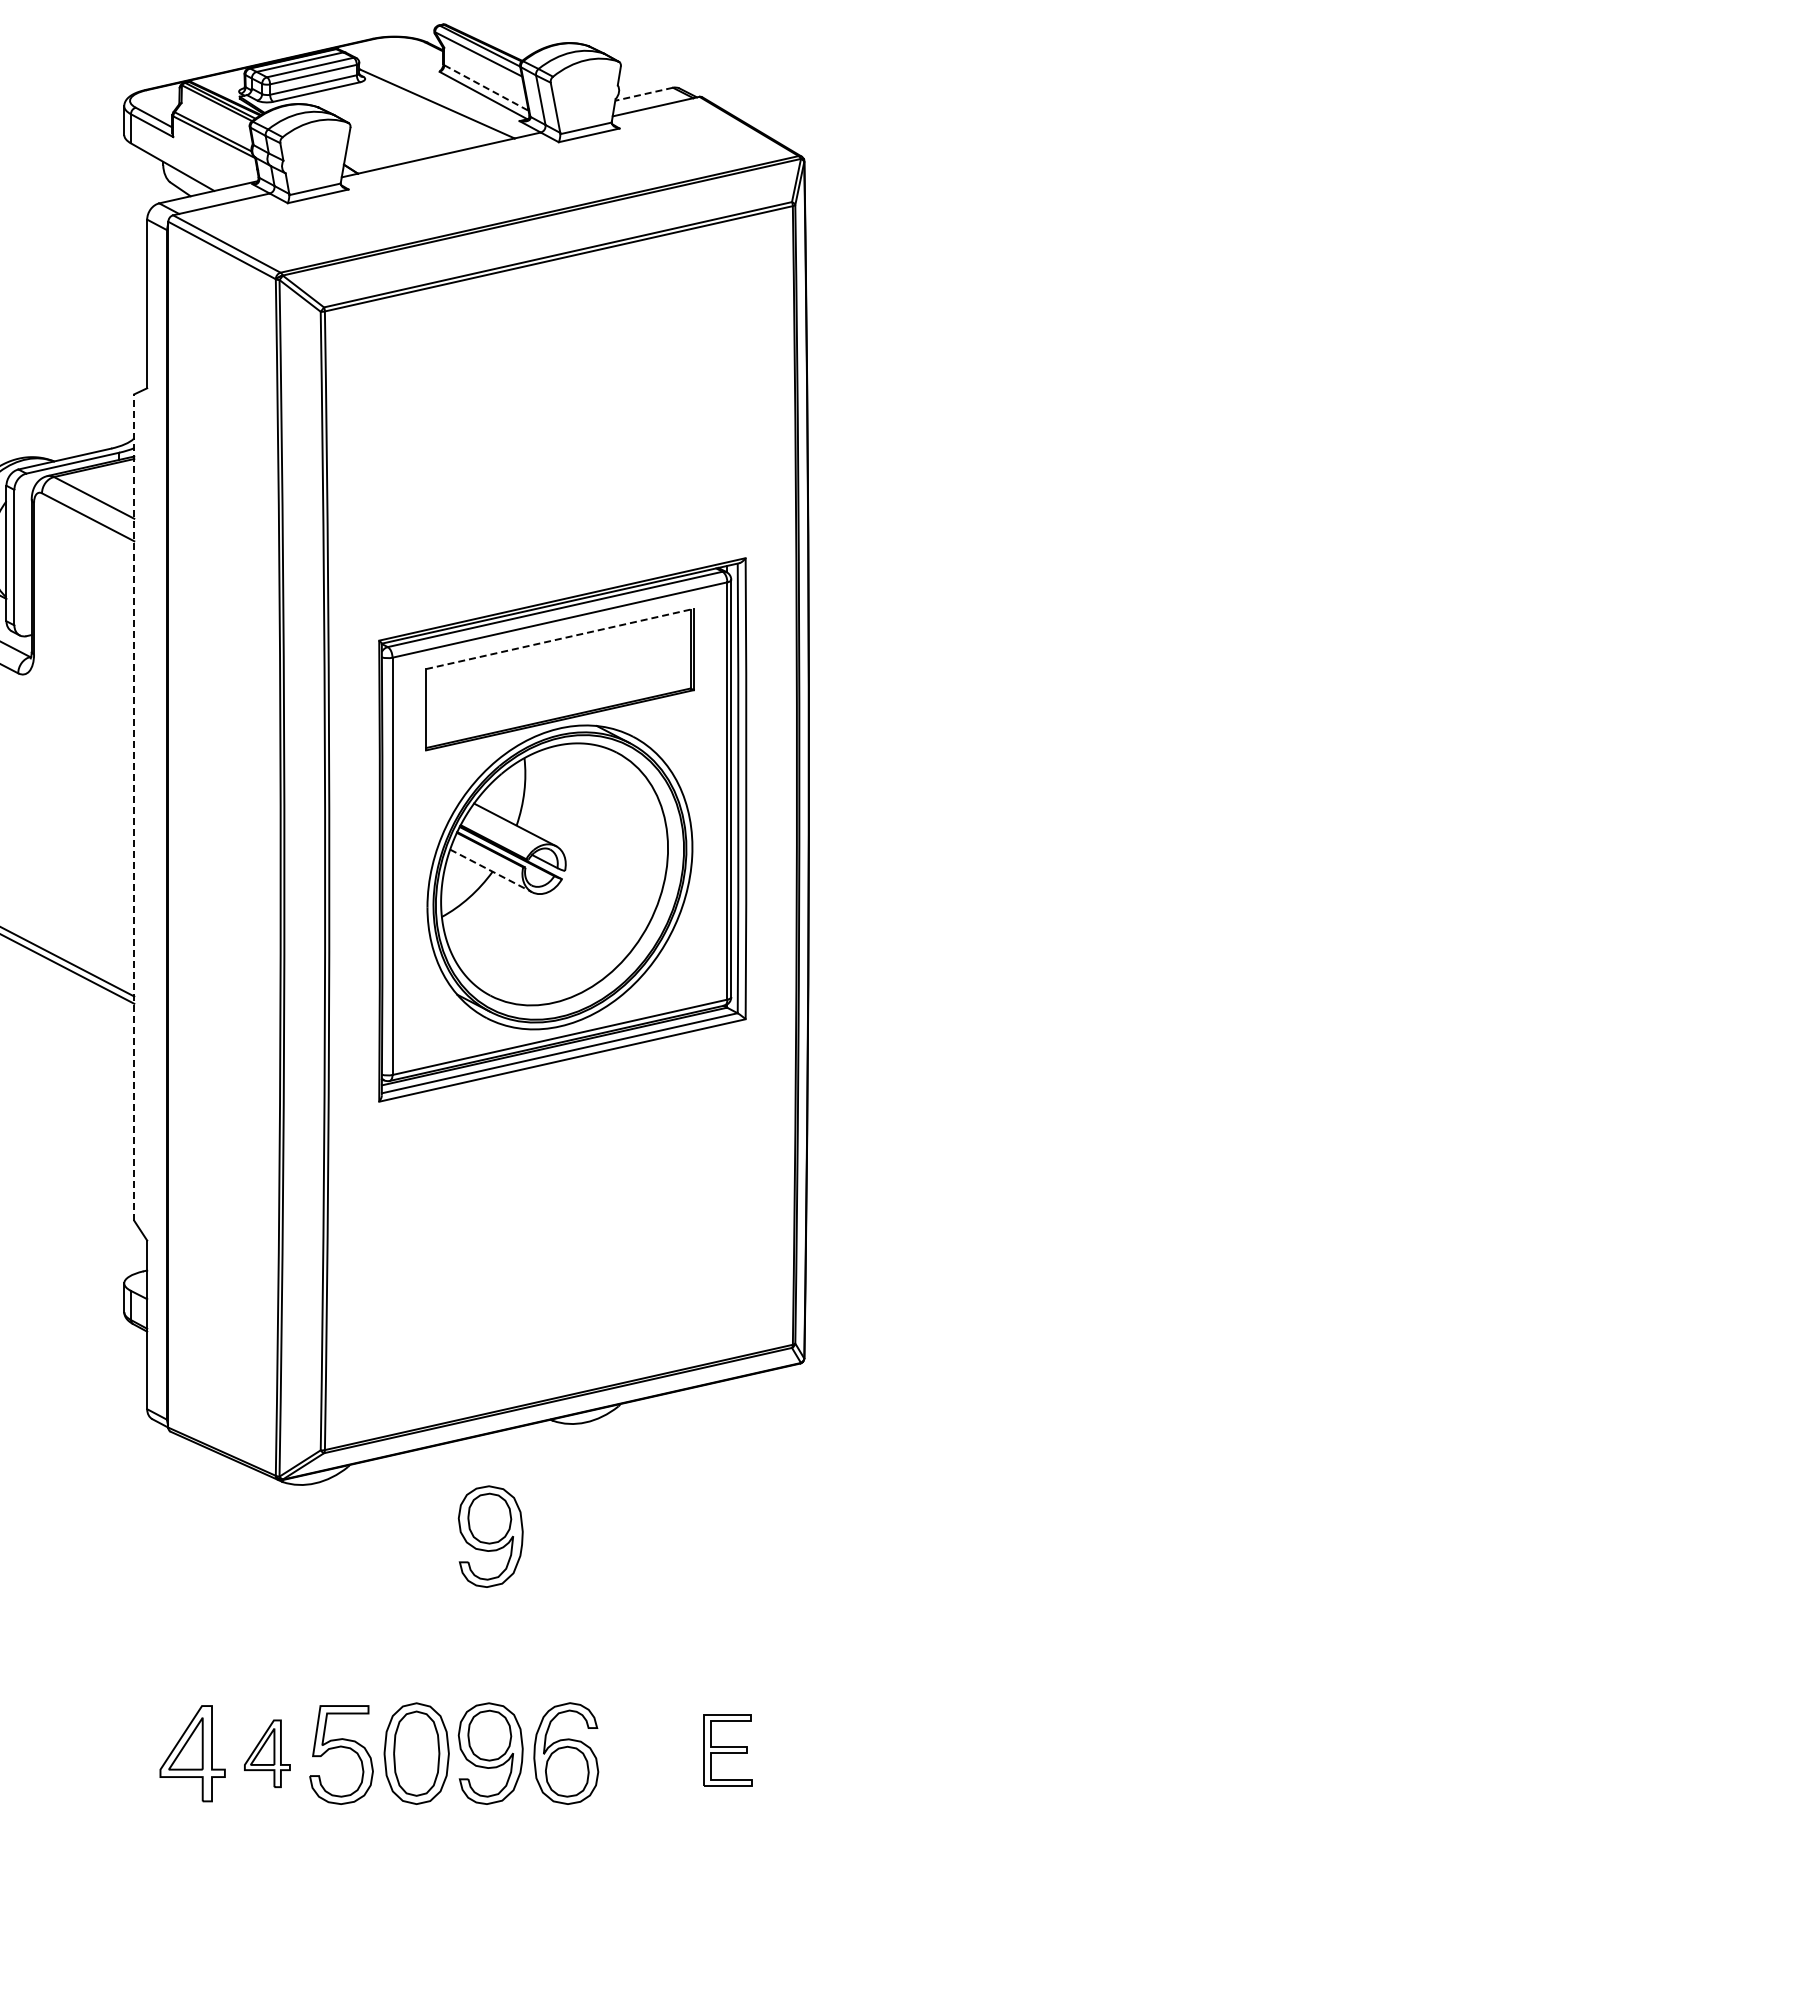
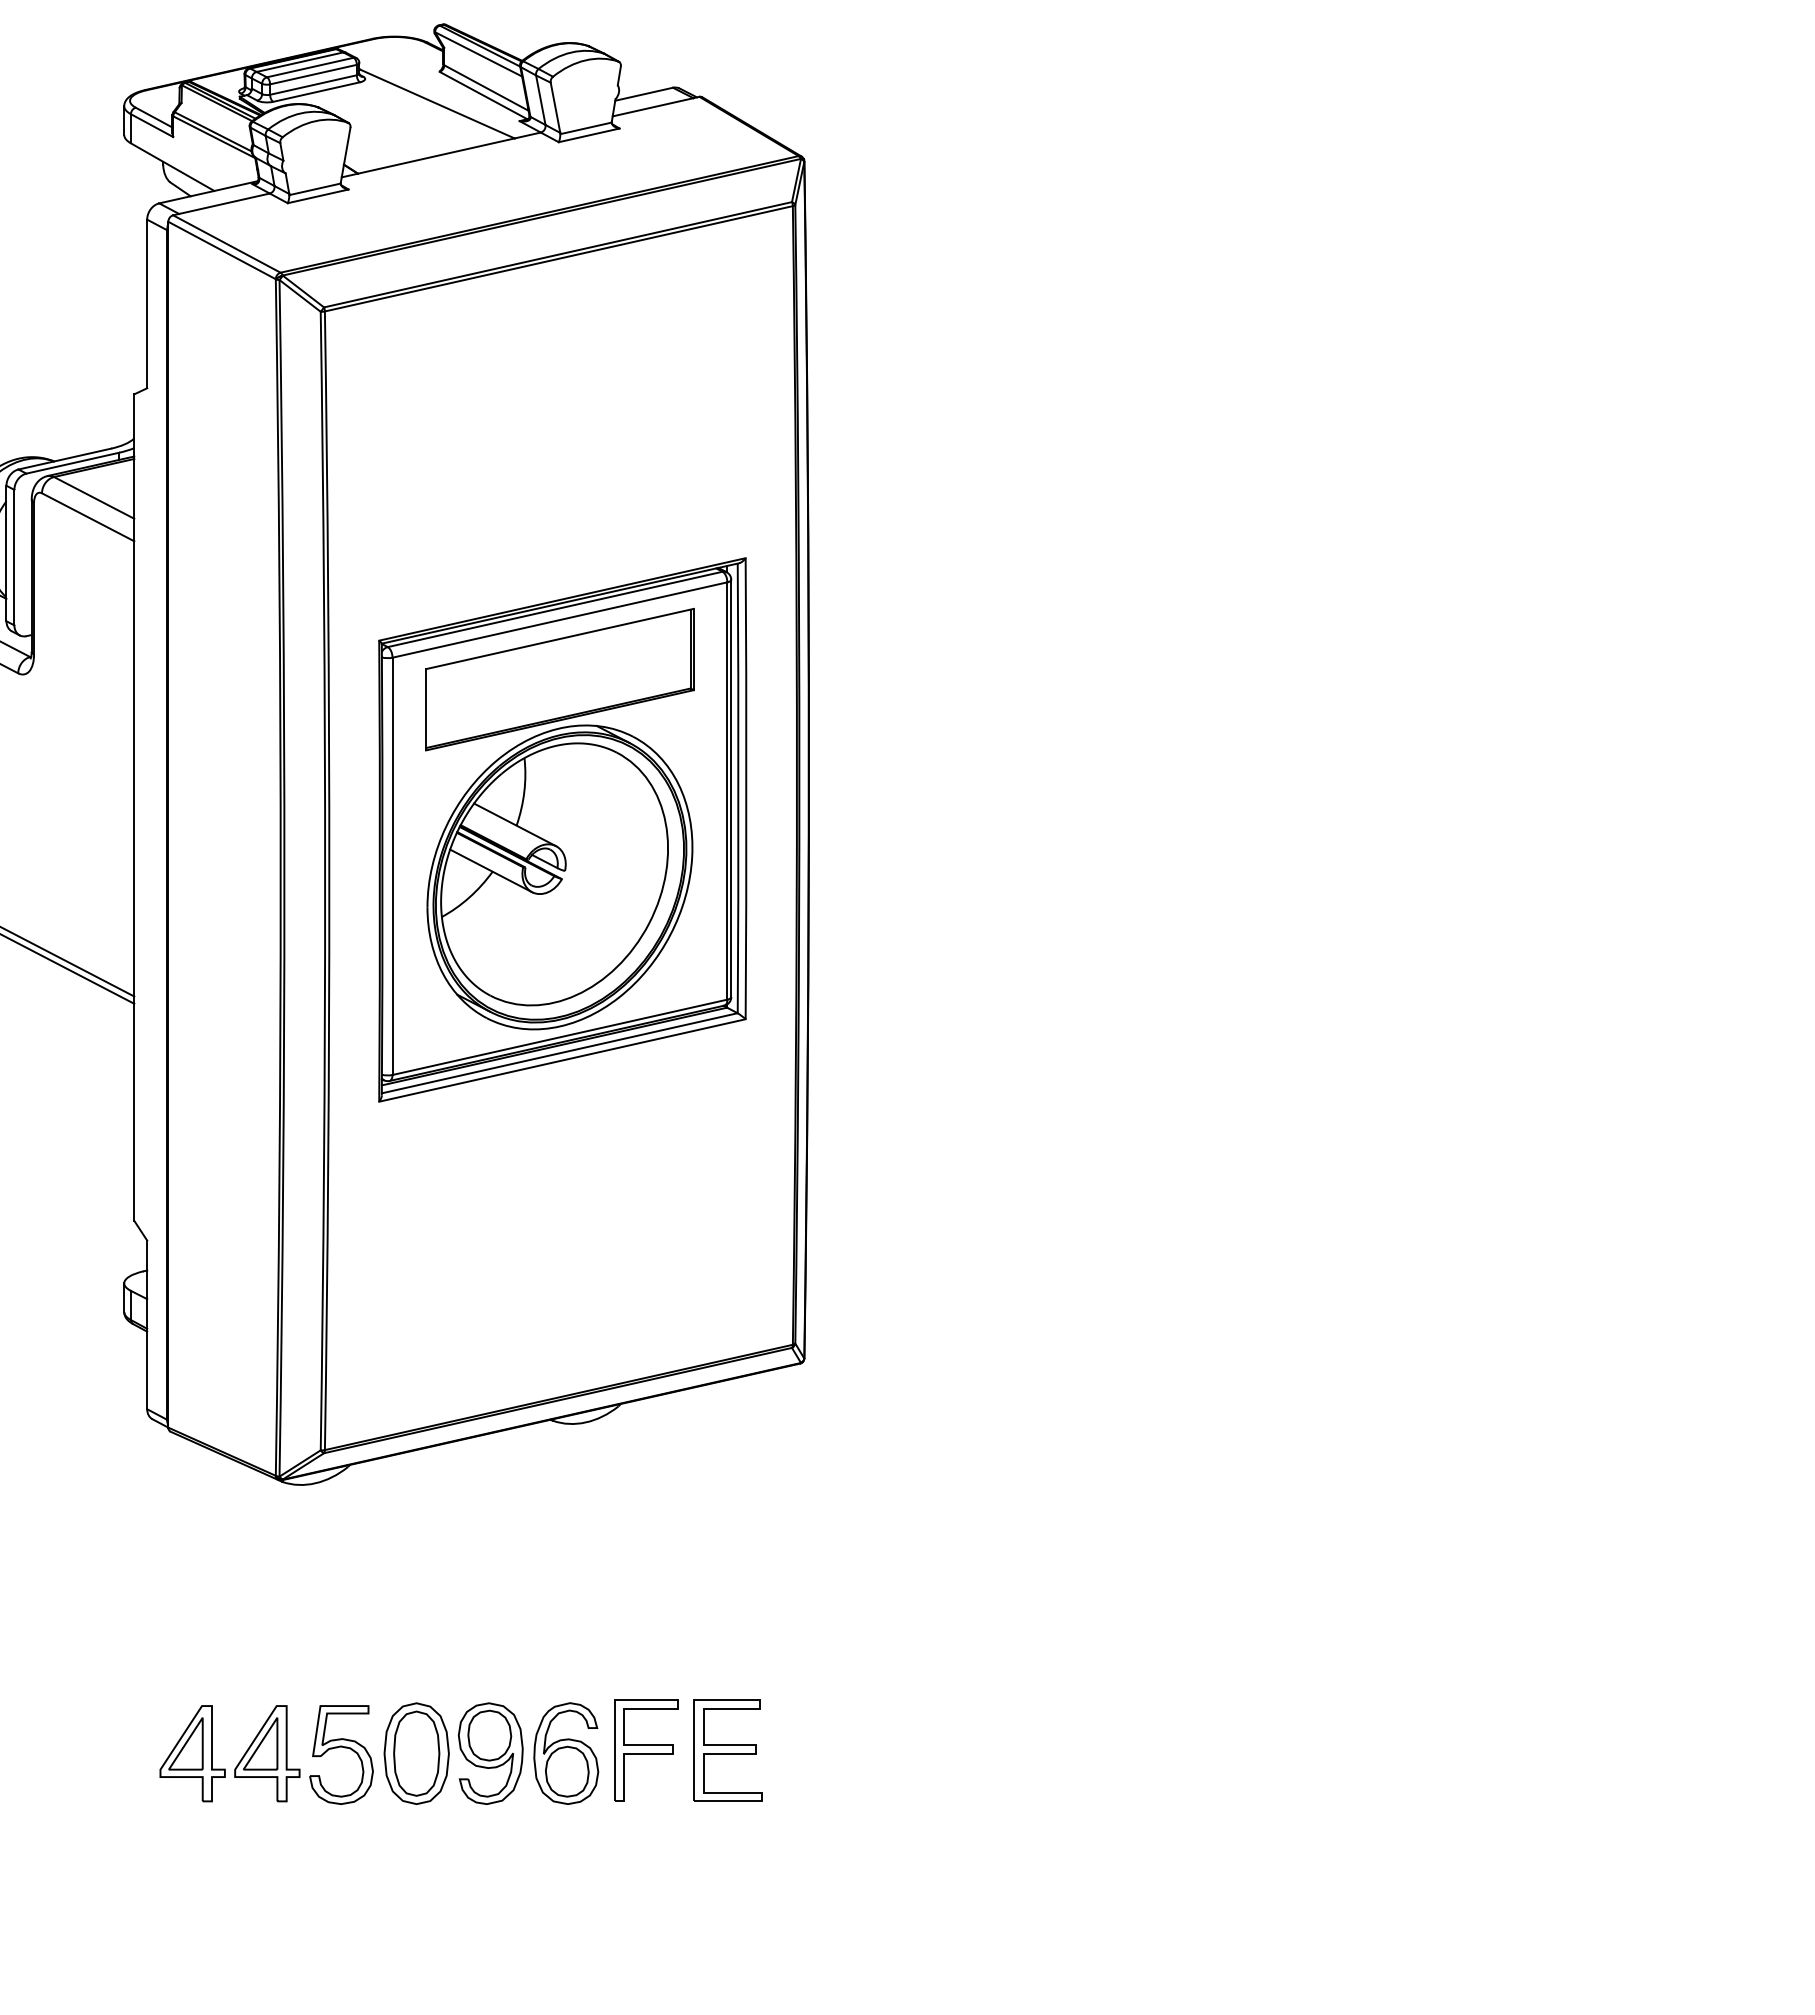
line: dashed -> solid (486, 88)
line: dashed -> solid (644, 94)
line: dashed -> solid (560, 638)
line: dashed -> solid (134, 807)
line: dashed -> solid (491, 871)
part: present -> none (490, 1536)
part: none -> present (646, 1750)
part size: 50x73 px -> 70x103 px (727, 1750)
part size: 47x69 px -> 67x98 px (267, 1753)
